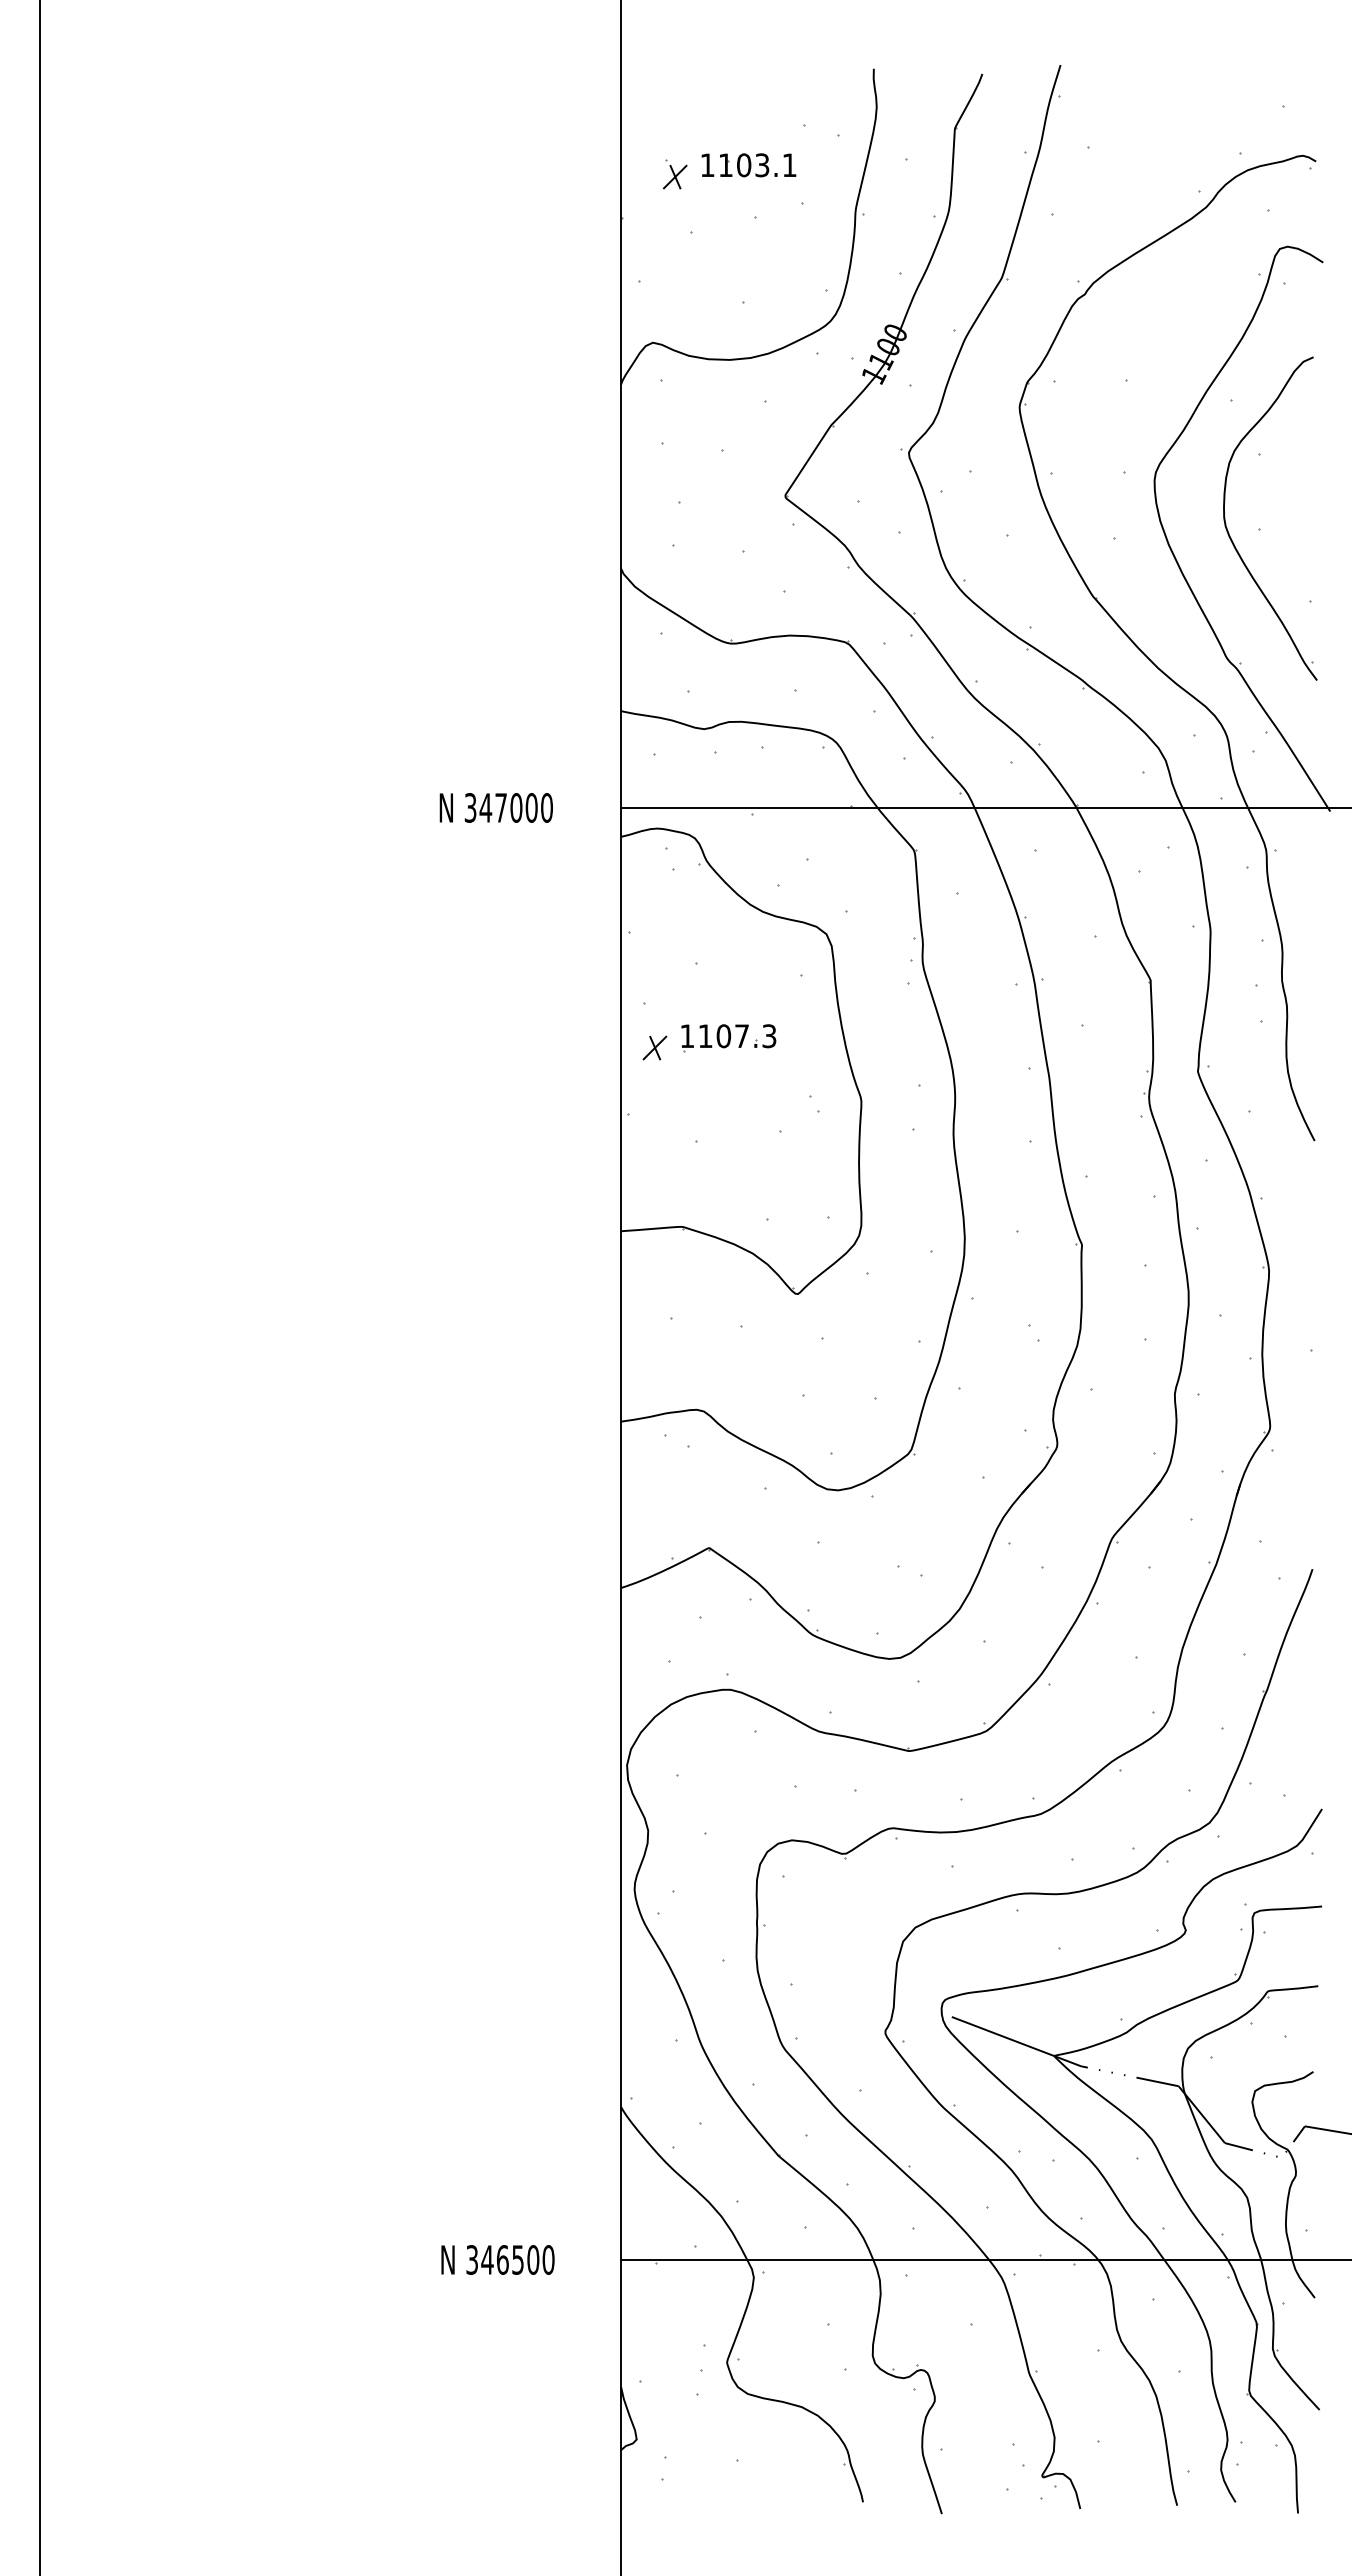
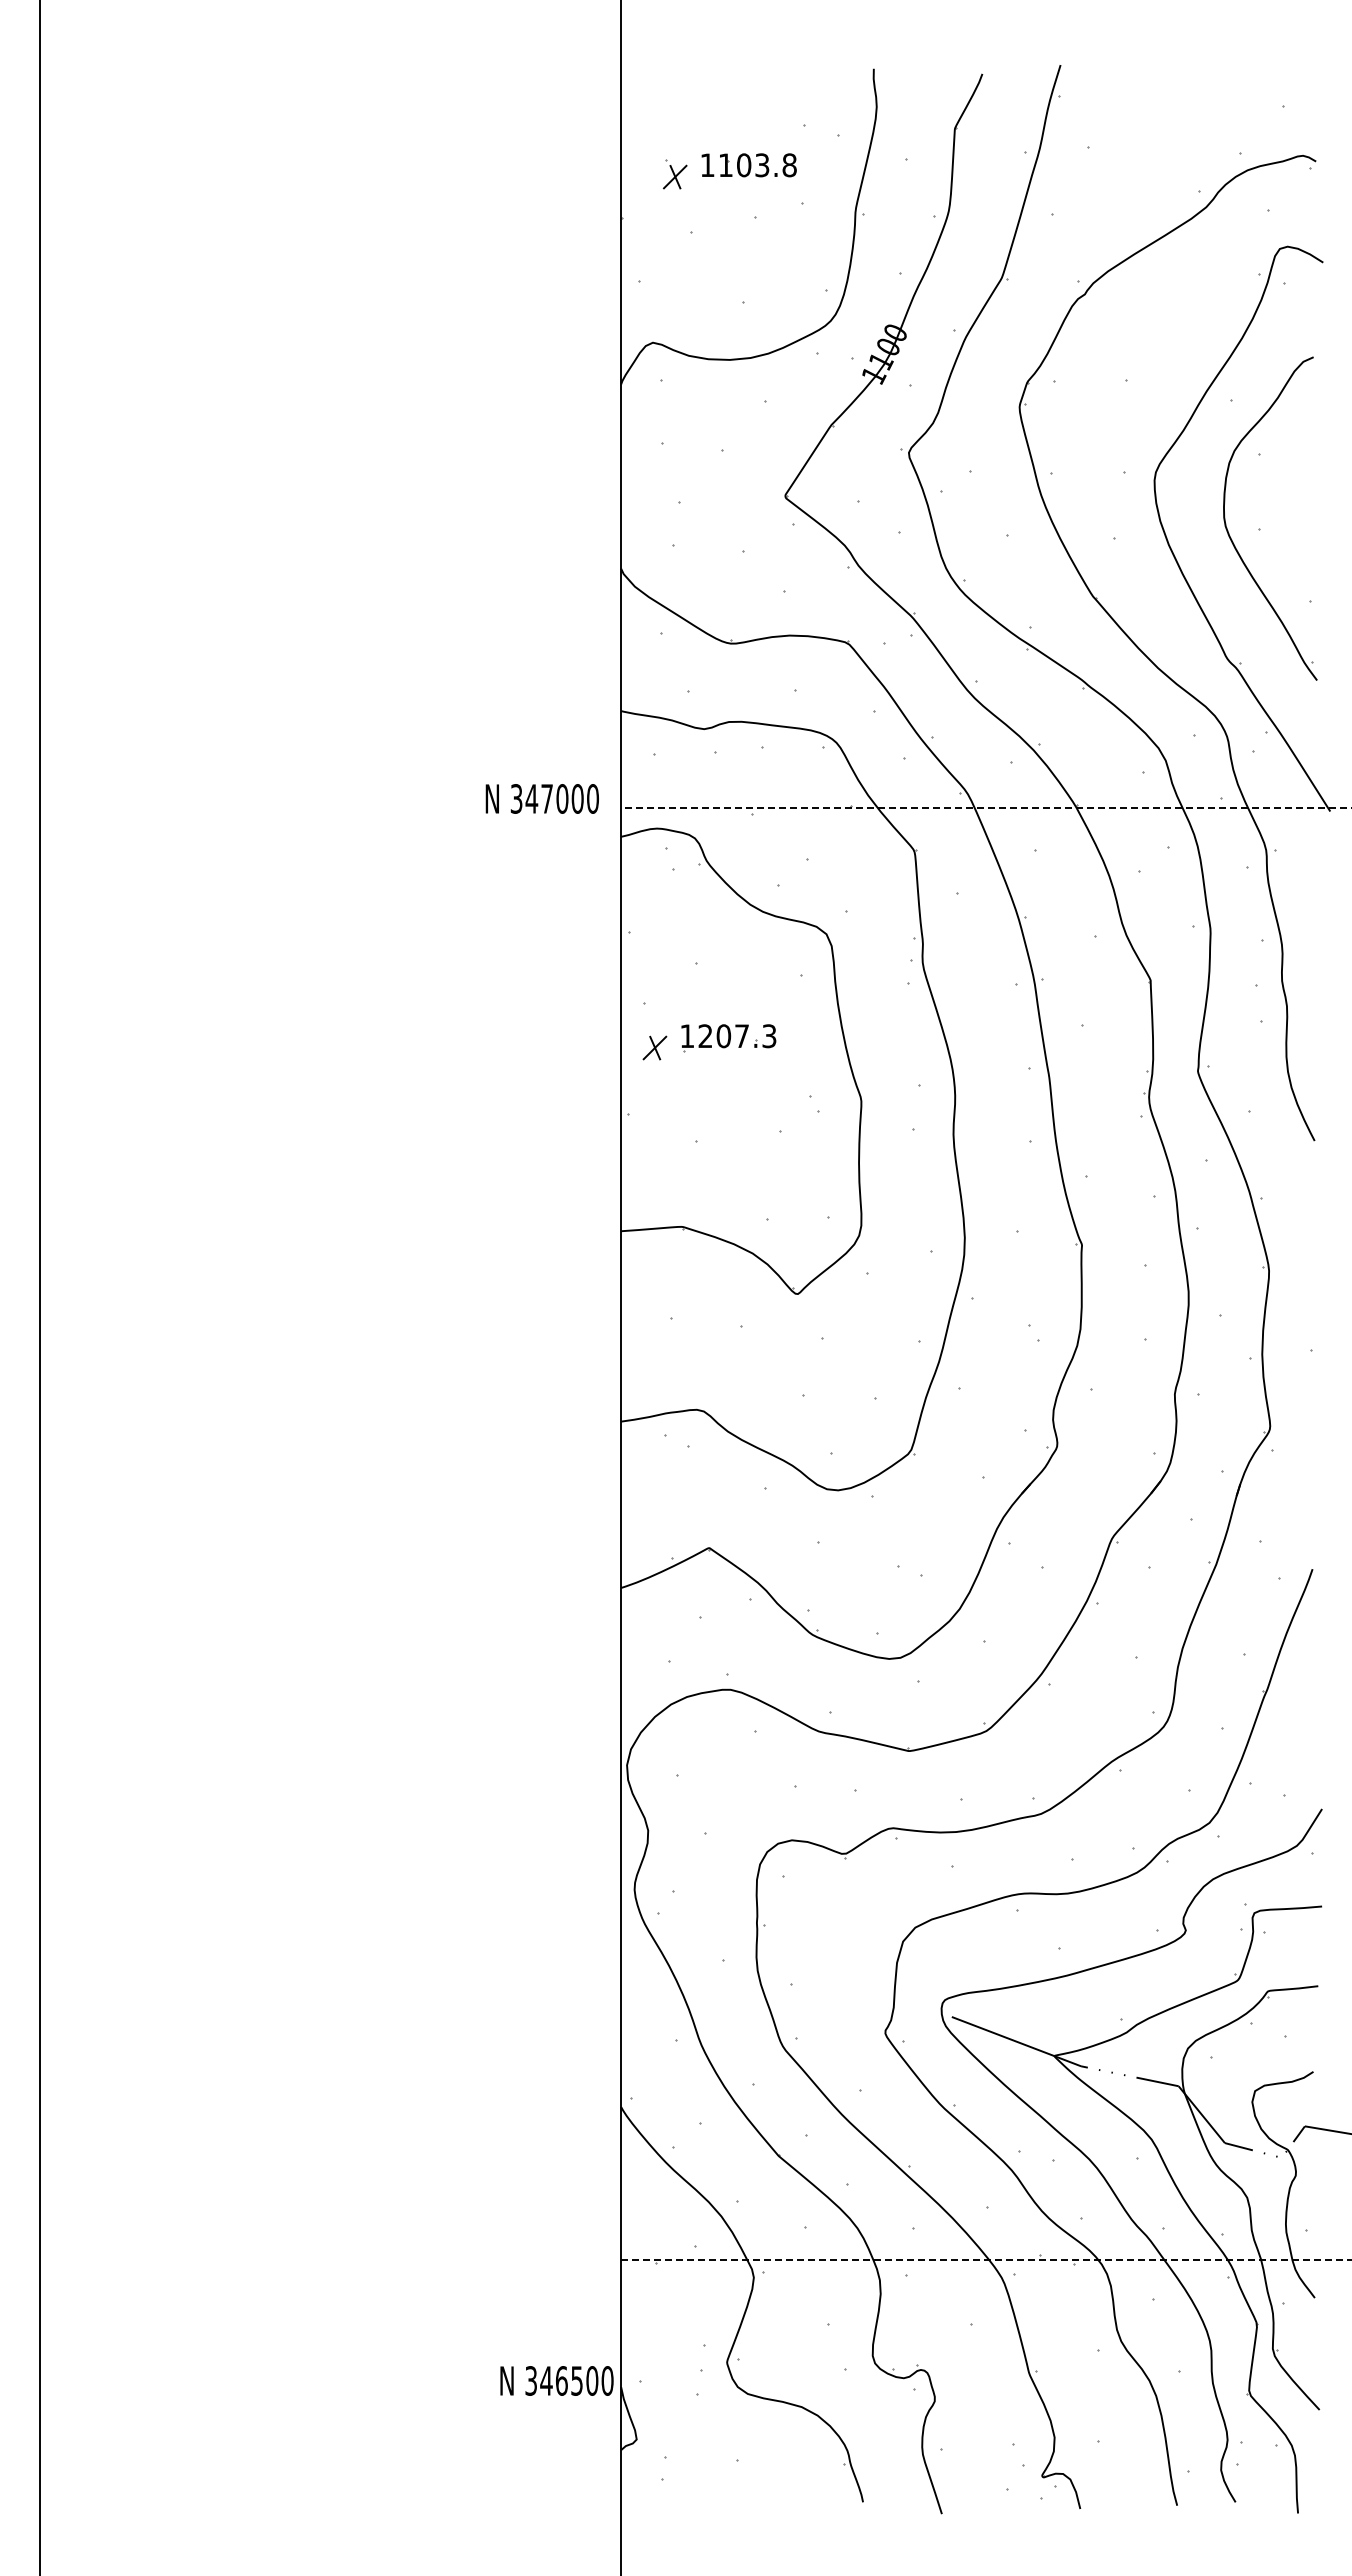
text: 1103.1 -> 1103.8 (789, 165)
text position: (495, 807) -> (541, 798) (541, 798)
line: solid -> dashed (985, 807)
text: 1107.3 -> 1207.3 (705, 1035)
text position: (497, 2259) -> (556, 2380) (556, 2380)
line: solid -> dashed (986, 2259)
